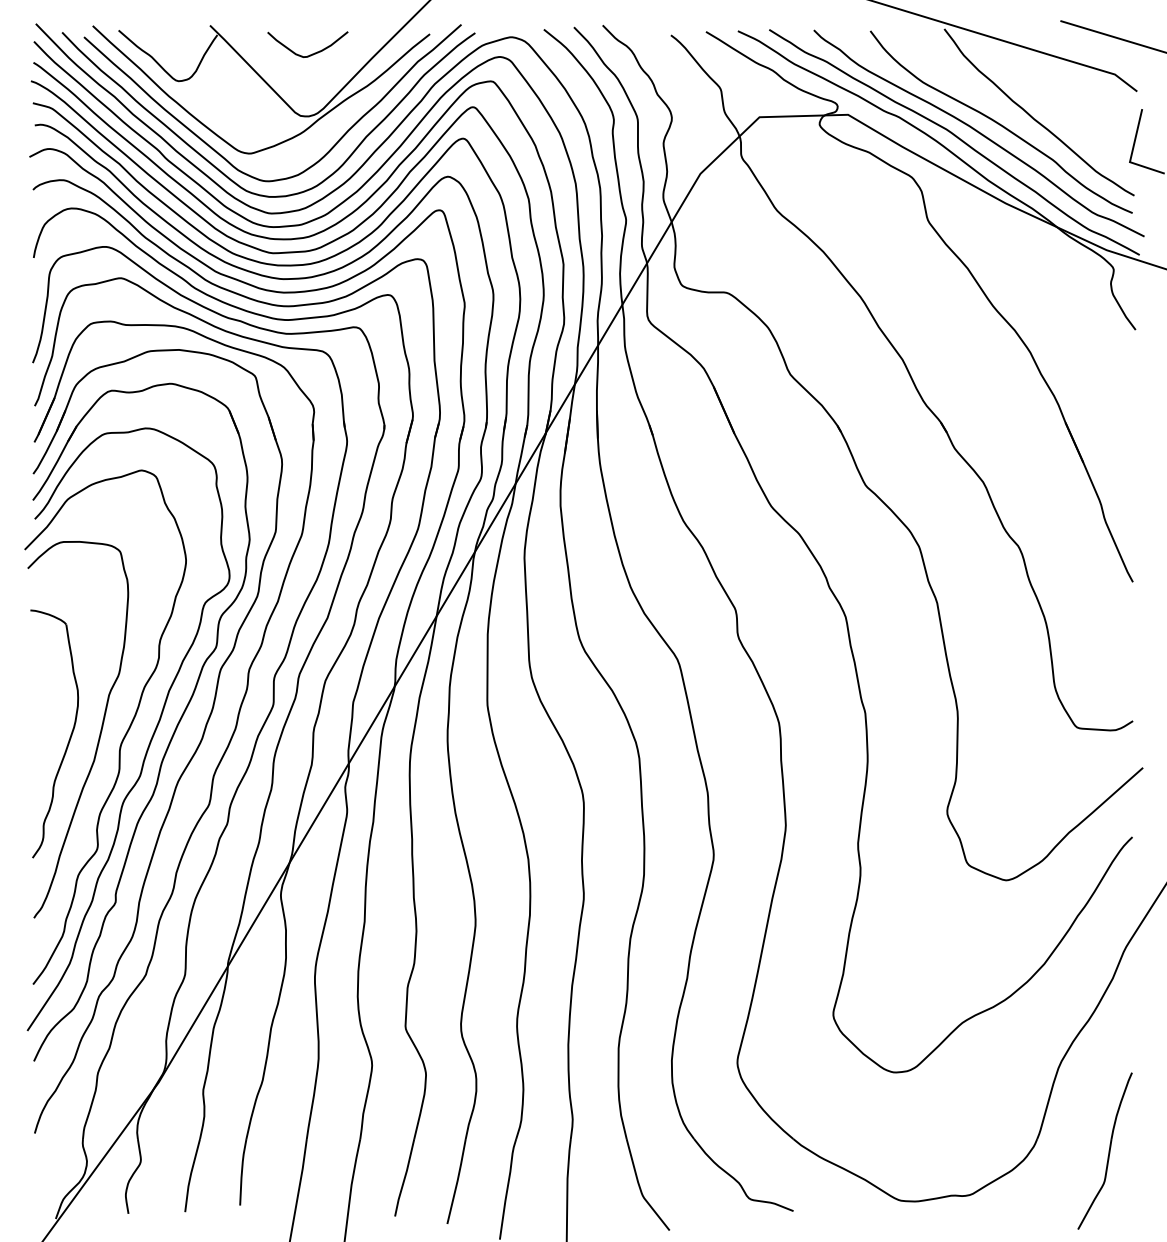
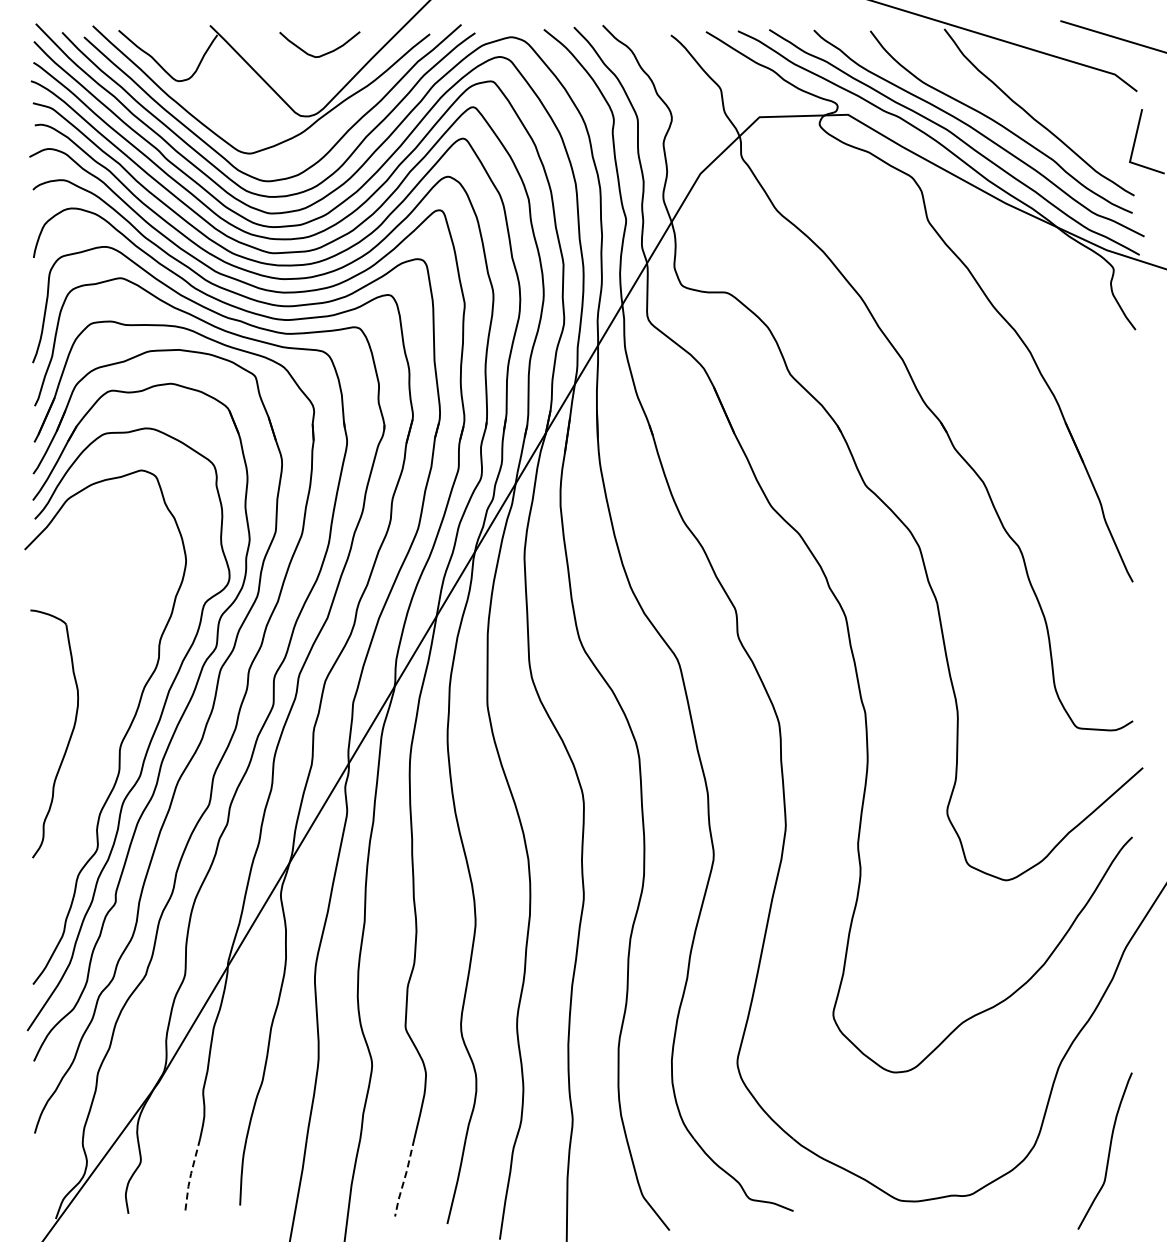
curve position: (309, 54) -> (321, 54) (321, 54)
curve: present -> none (99, 733)
line: solid -> dashed (190, 1175)
line: solid -> dashed (404, 1178)
